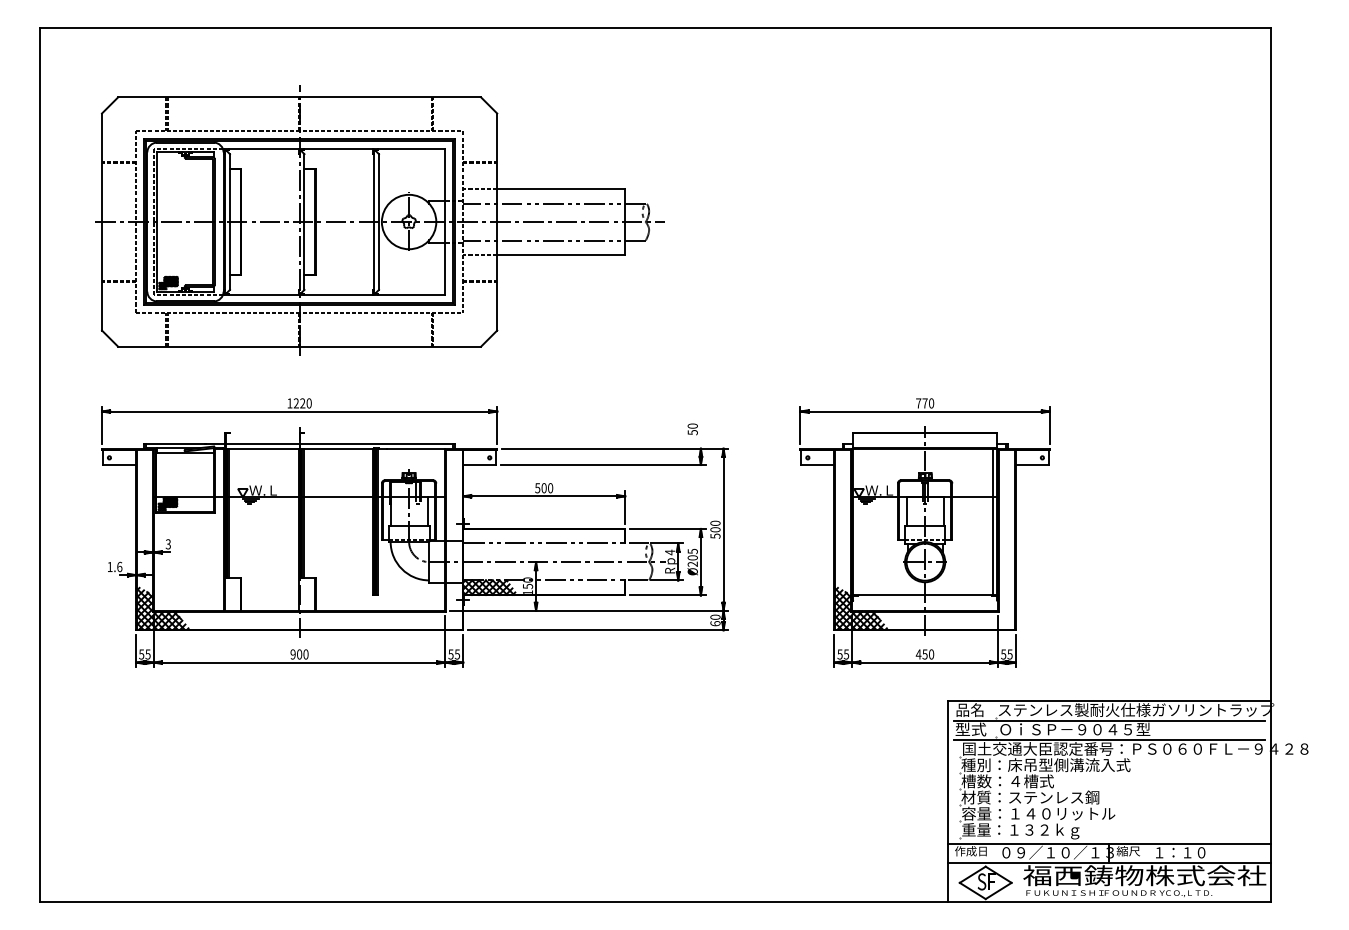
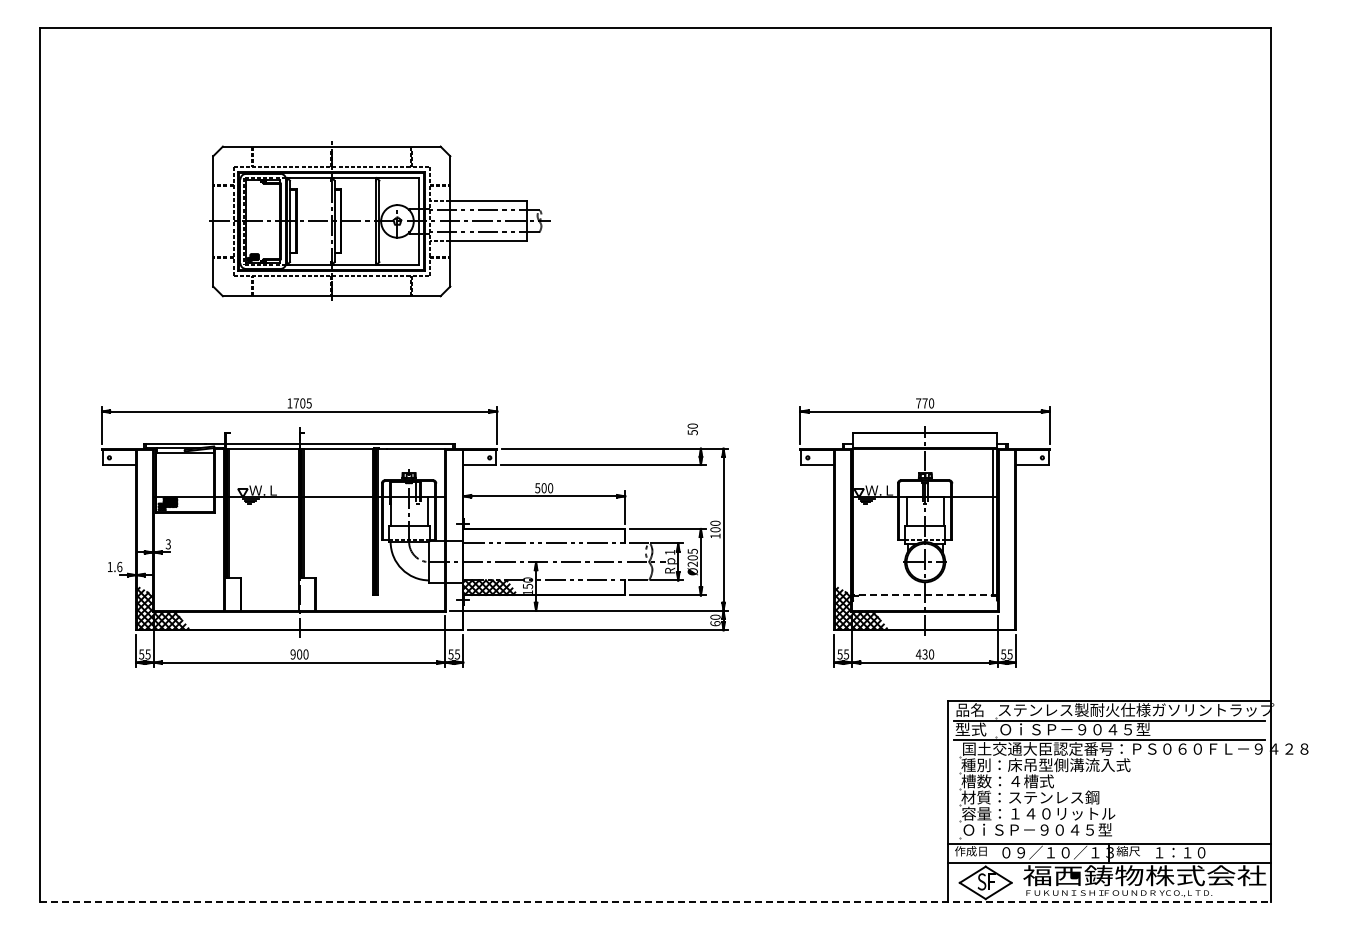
part size: 570x271 px -> 342x160 px (379, 220)
text: 1220 -> 1705 (302, 403)
text: 500 -> 100 (715, 535)
text: 4 -> 1 (670, 552)
line: solid -> dashed (925, 594)
text: 450 -> 430 (924, 653)
text: 重量：１３２ｋｇ -> ＯｉＳＰ－９０４５型 (1036, 831)
line: solid -> dashed (656, 902)
